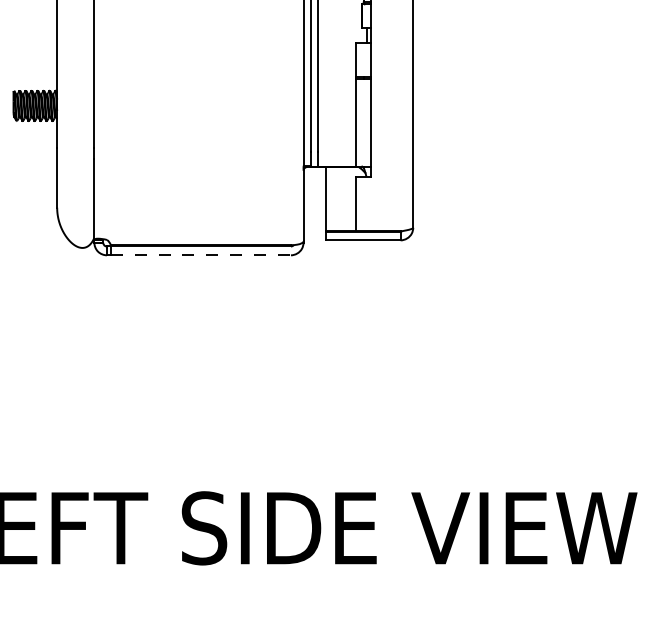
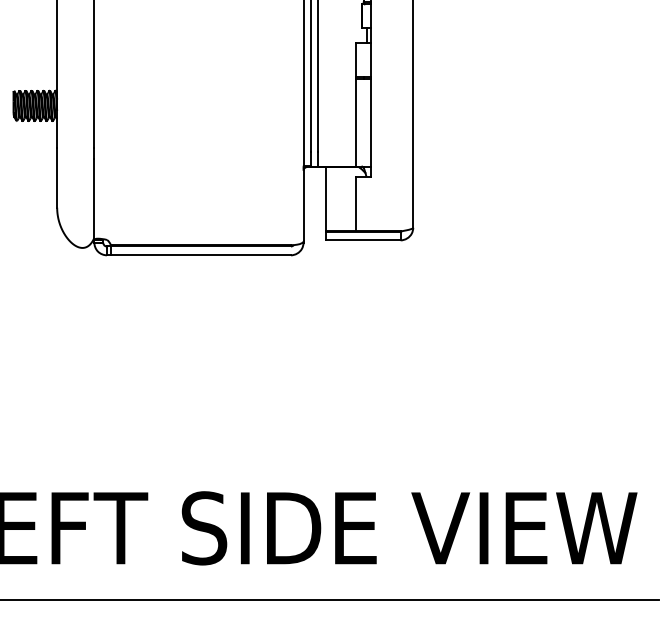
line: dashed -> solid (201, 255)
line: none -> present (330, 599)
